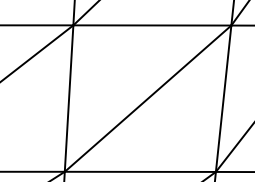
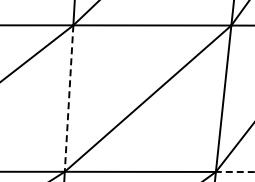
line: solid -> dashed (69, 99)
line: solid -> dashed (234, 172)
